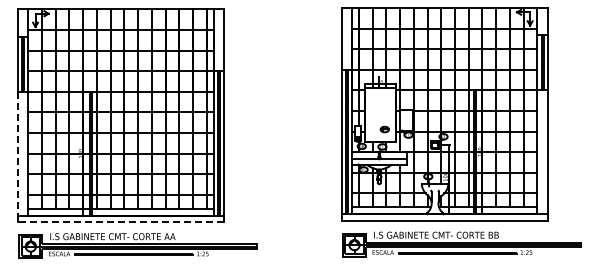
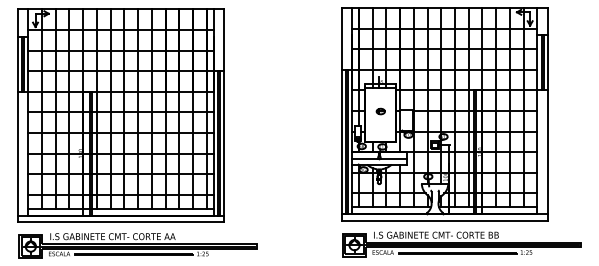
part position: (384, 129) -> (380, 111) (380, 111)
line: dashed -> solid (17, 153)
line: dashed -> solid (120, 222)
